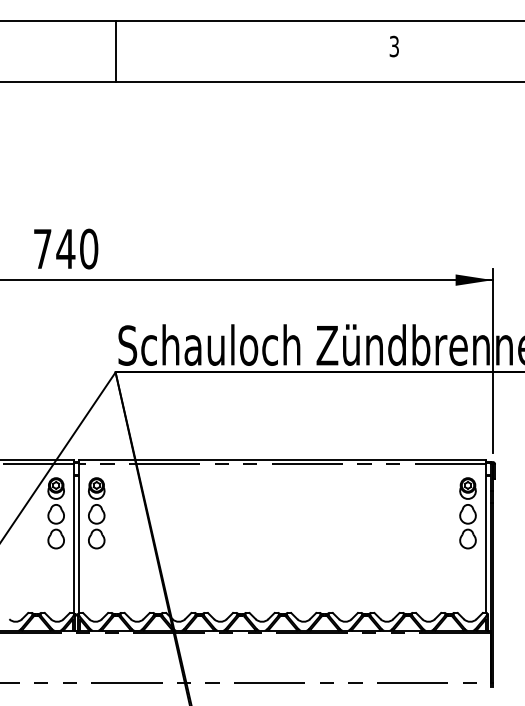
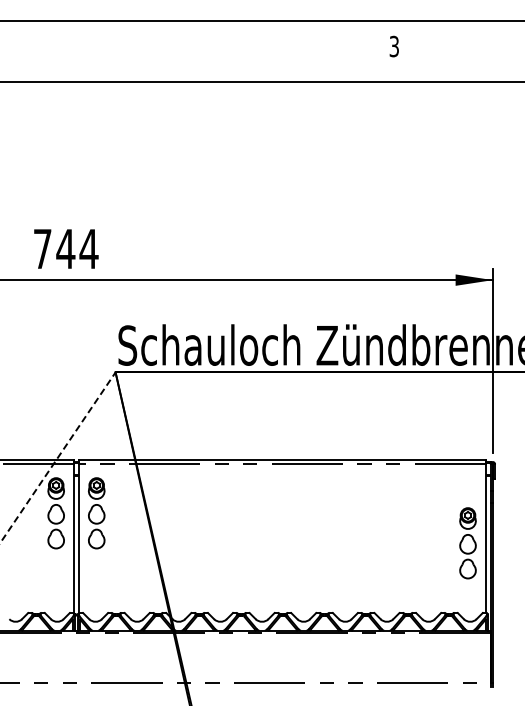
line: present -> none (116, 51)
text: 740 -> 744 (88, 248)
line: solid -> dashed (57, 457)
part position: (467, 513) -> (467, 543) (467, 543)
